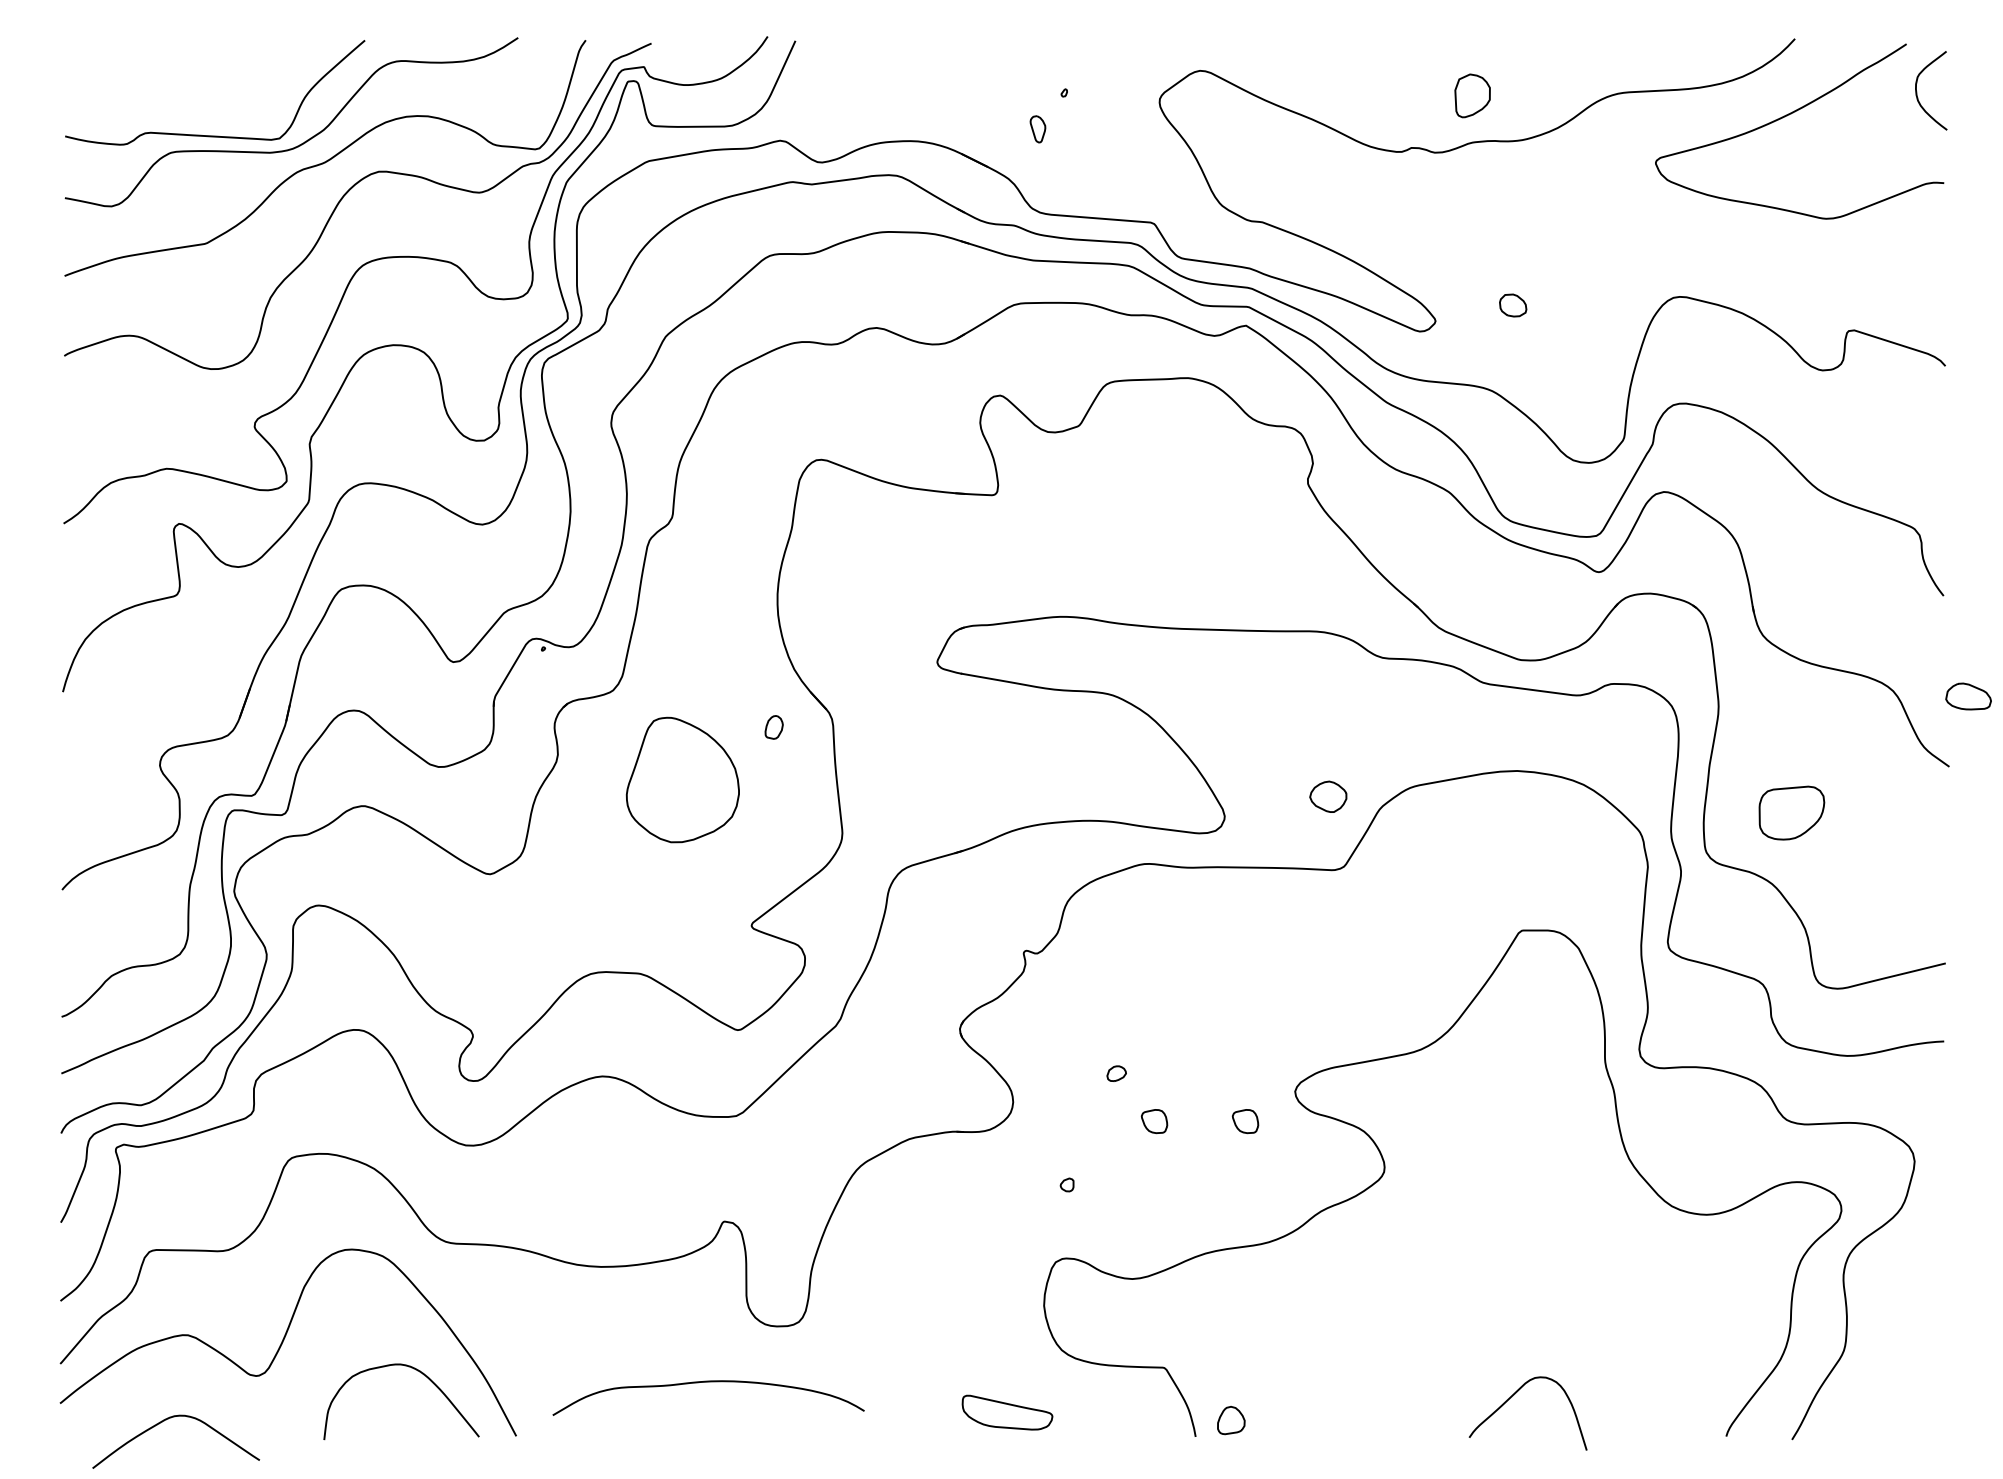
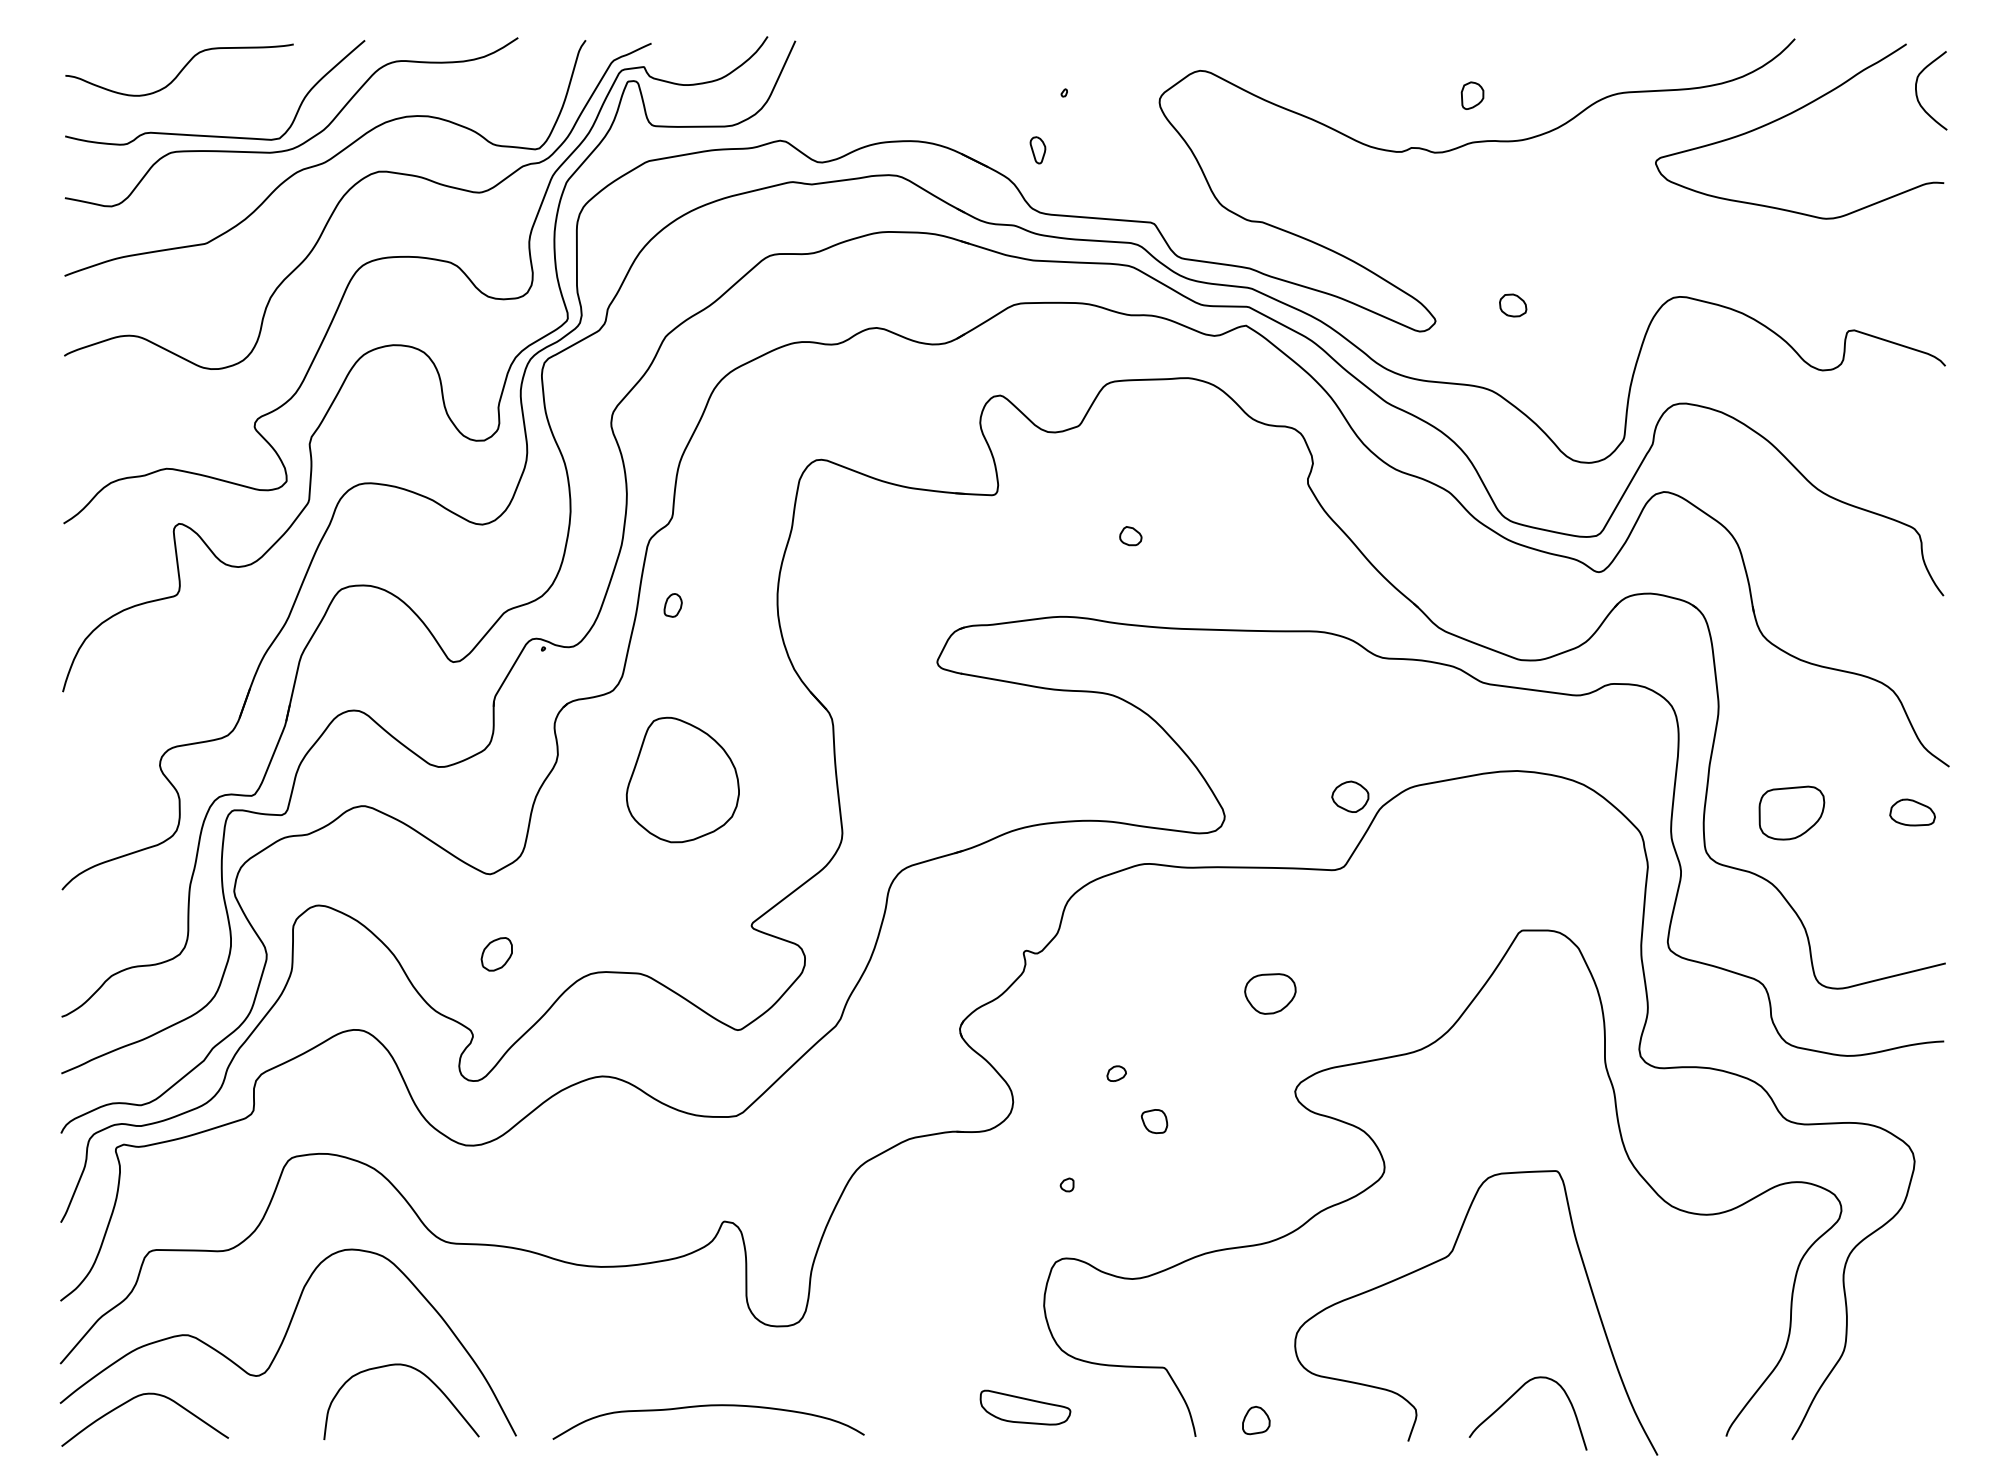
curve: none -> present (180, 70)
part size: 37x46 px -> 25x29 px (1472, 95)
part position: (1037, 129) -> (1037, 150) (1037, 150)
part: none -> present (1130, 536)
part position: (1968, 696) -> (1912, 812) (1912, 812)
part position: (773, 727) -> (672, 605) (672, 605)
part position: (1328, 796) -> (1350, 796) (1350, 796)
part: none -> present (496, 954)
part: none -> present (1270, 993)
part: present -> none (1245, 1121)
curve: none -> present (1446, 1258)
curve position: (708, 1382) -> (708, 1406) (708, 1406)
part position: (1007, 1412) -> (1025, 1407) (1025, 1407)
curve position: (166, 1420) -> (135, 1398) (135, 1398)
part position: (1231, 1420) -> (1256, 1420) (1256, 1420)
